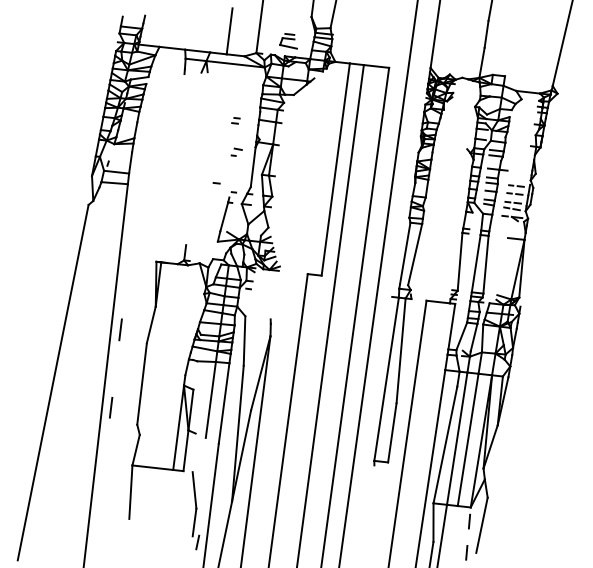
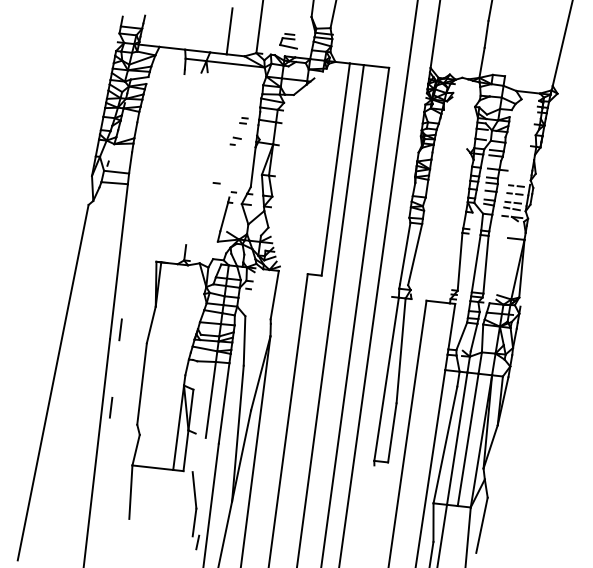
part position: (235, 120) -> (243, 120) (243, 120)
part position: (236, 151) -> (235, 140) (235, 140)
line: none -> present (274, 294)
line: dashed -> solid (468, 537)
